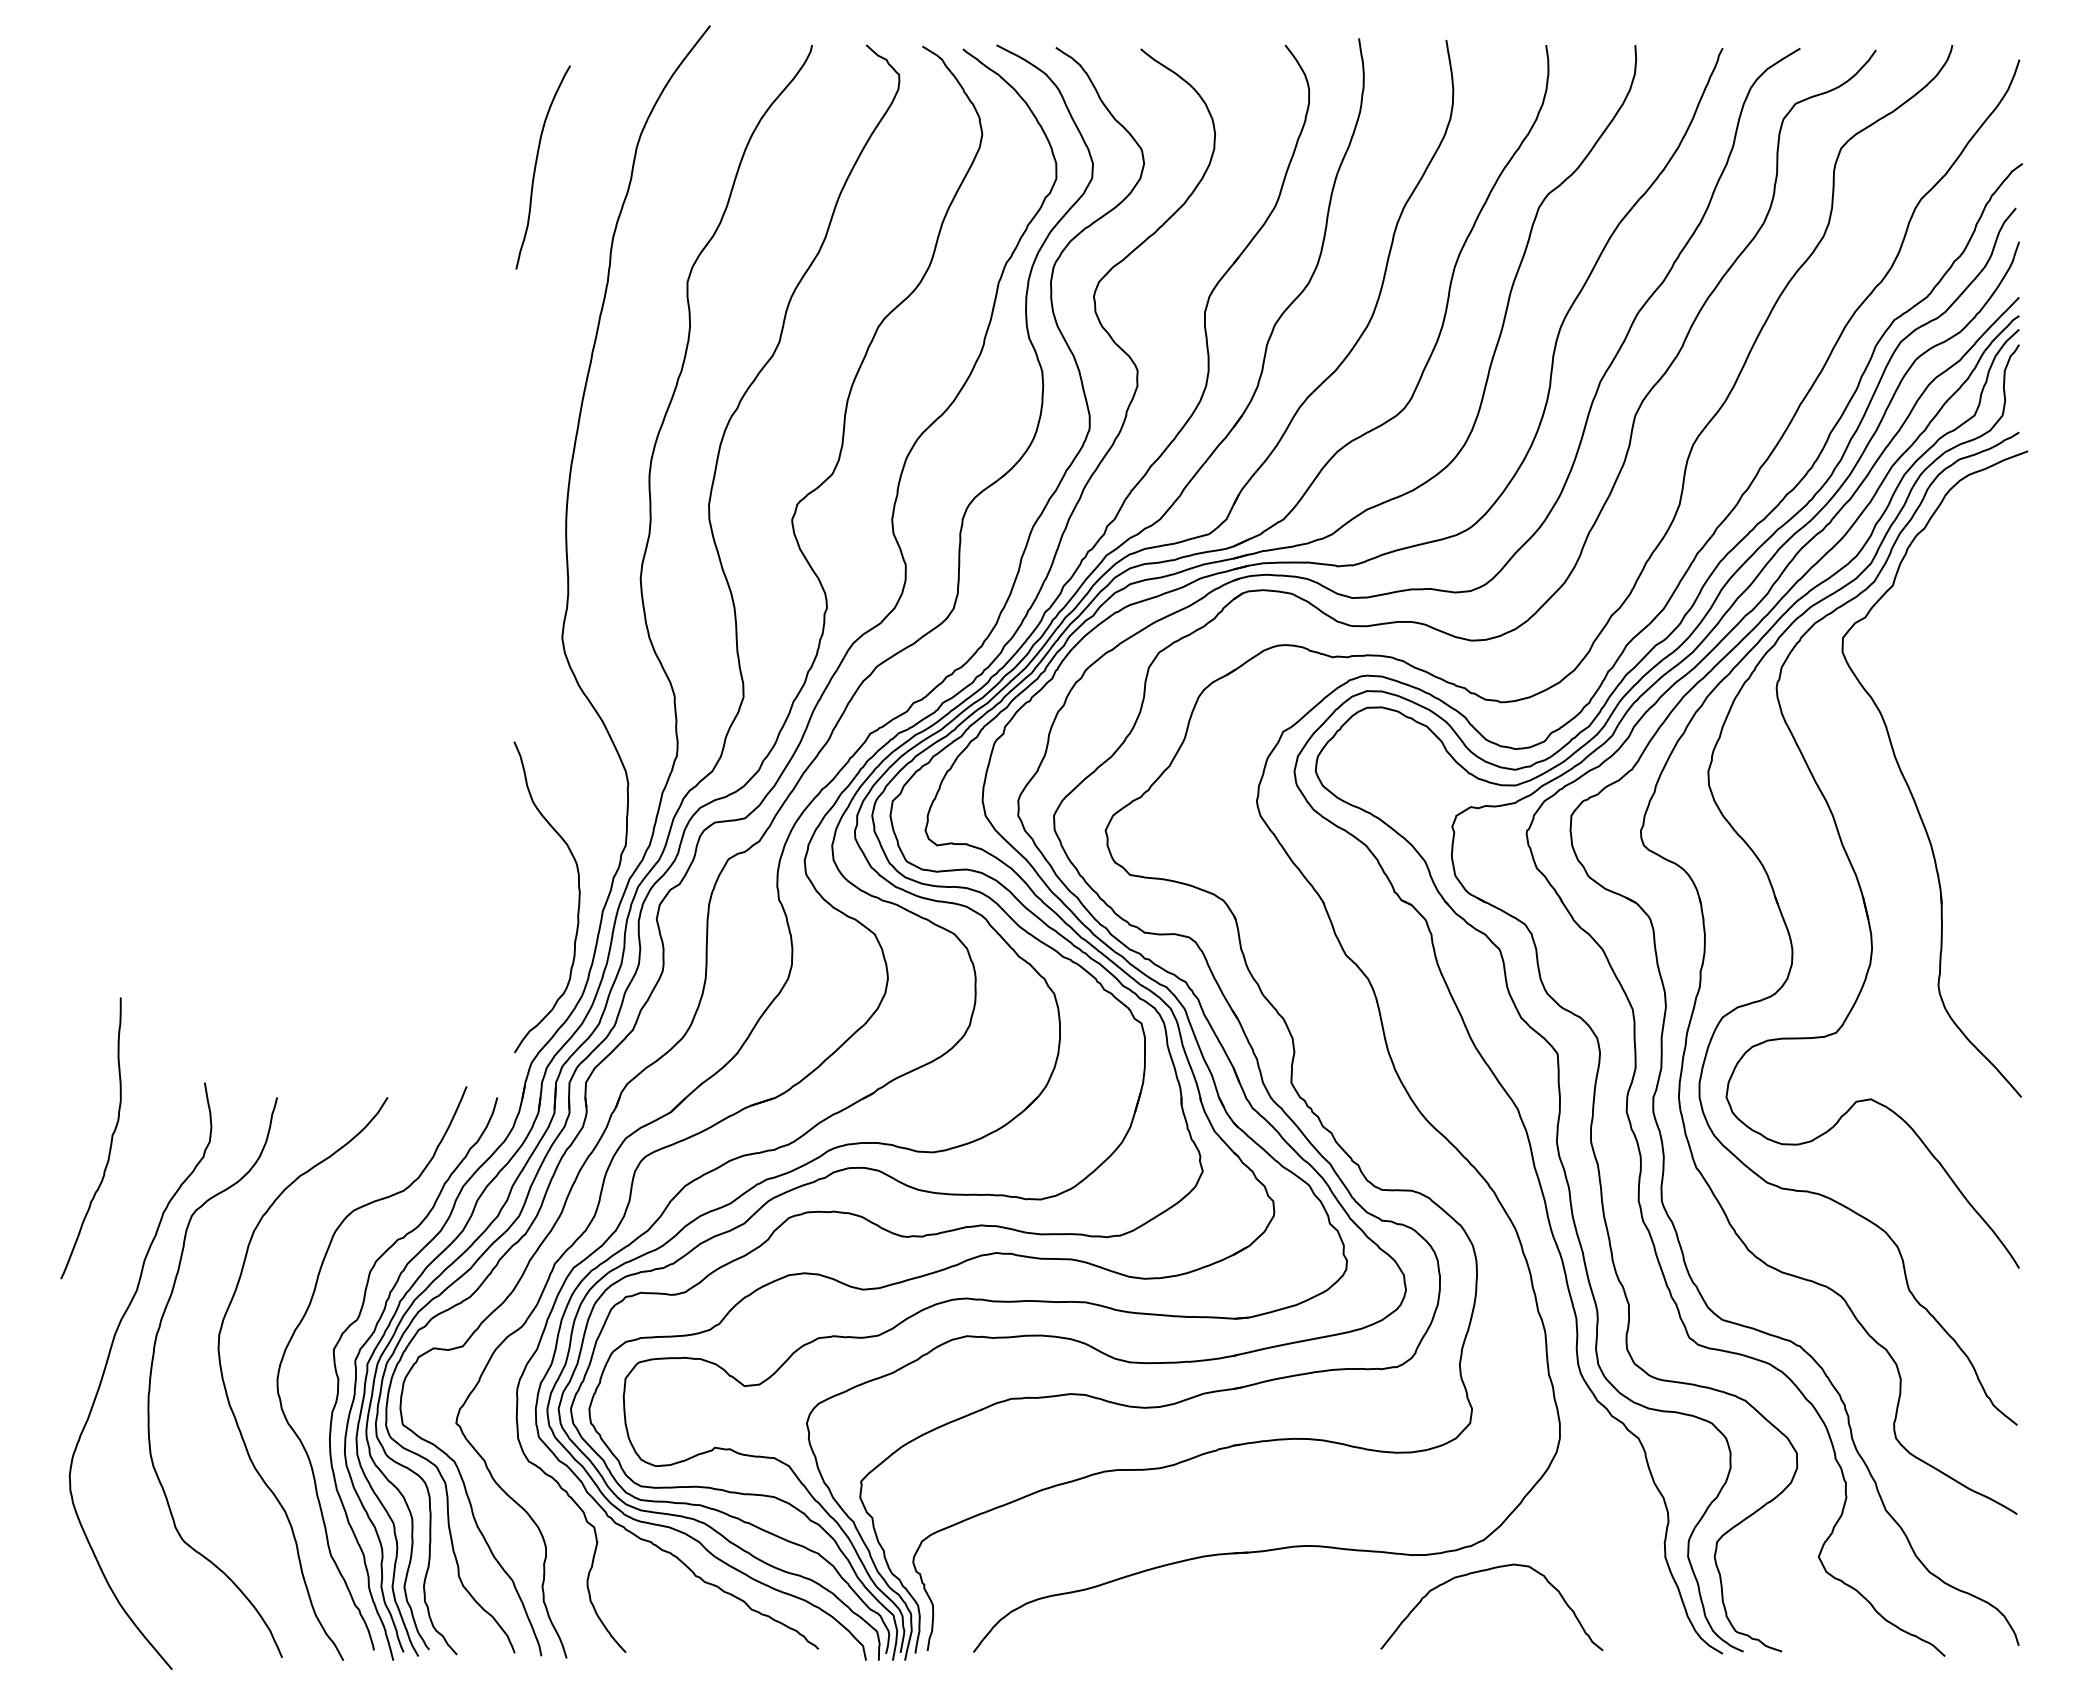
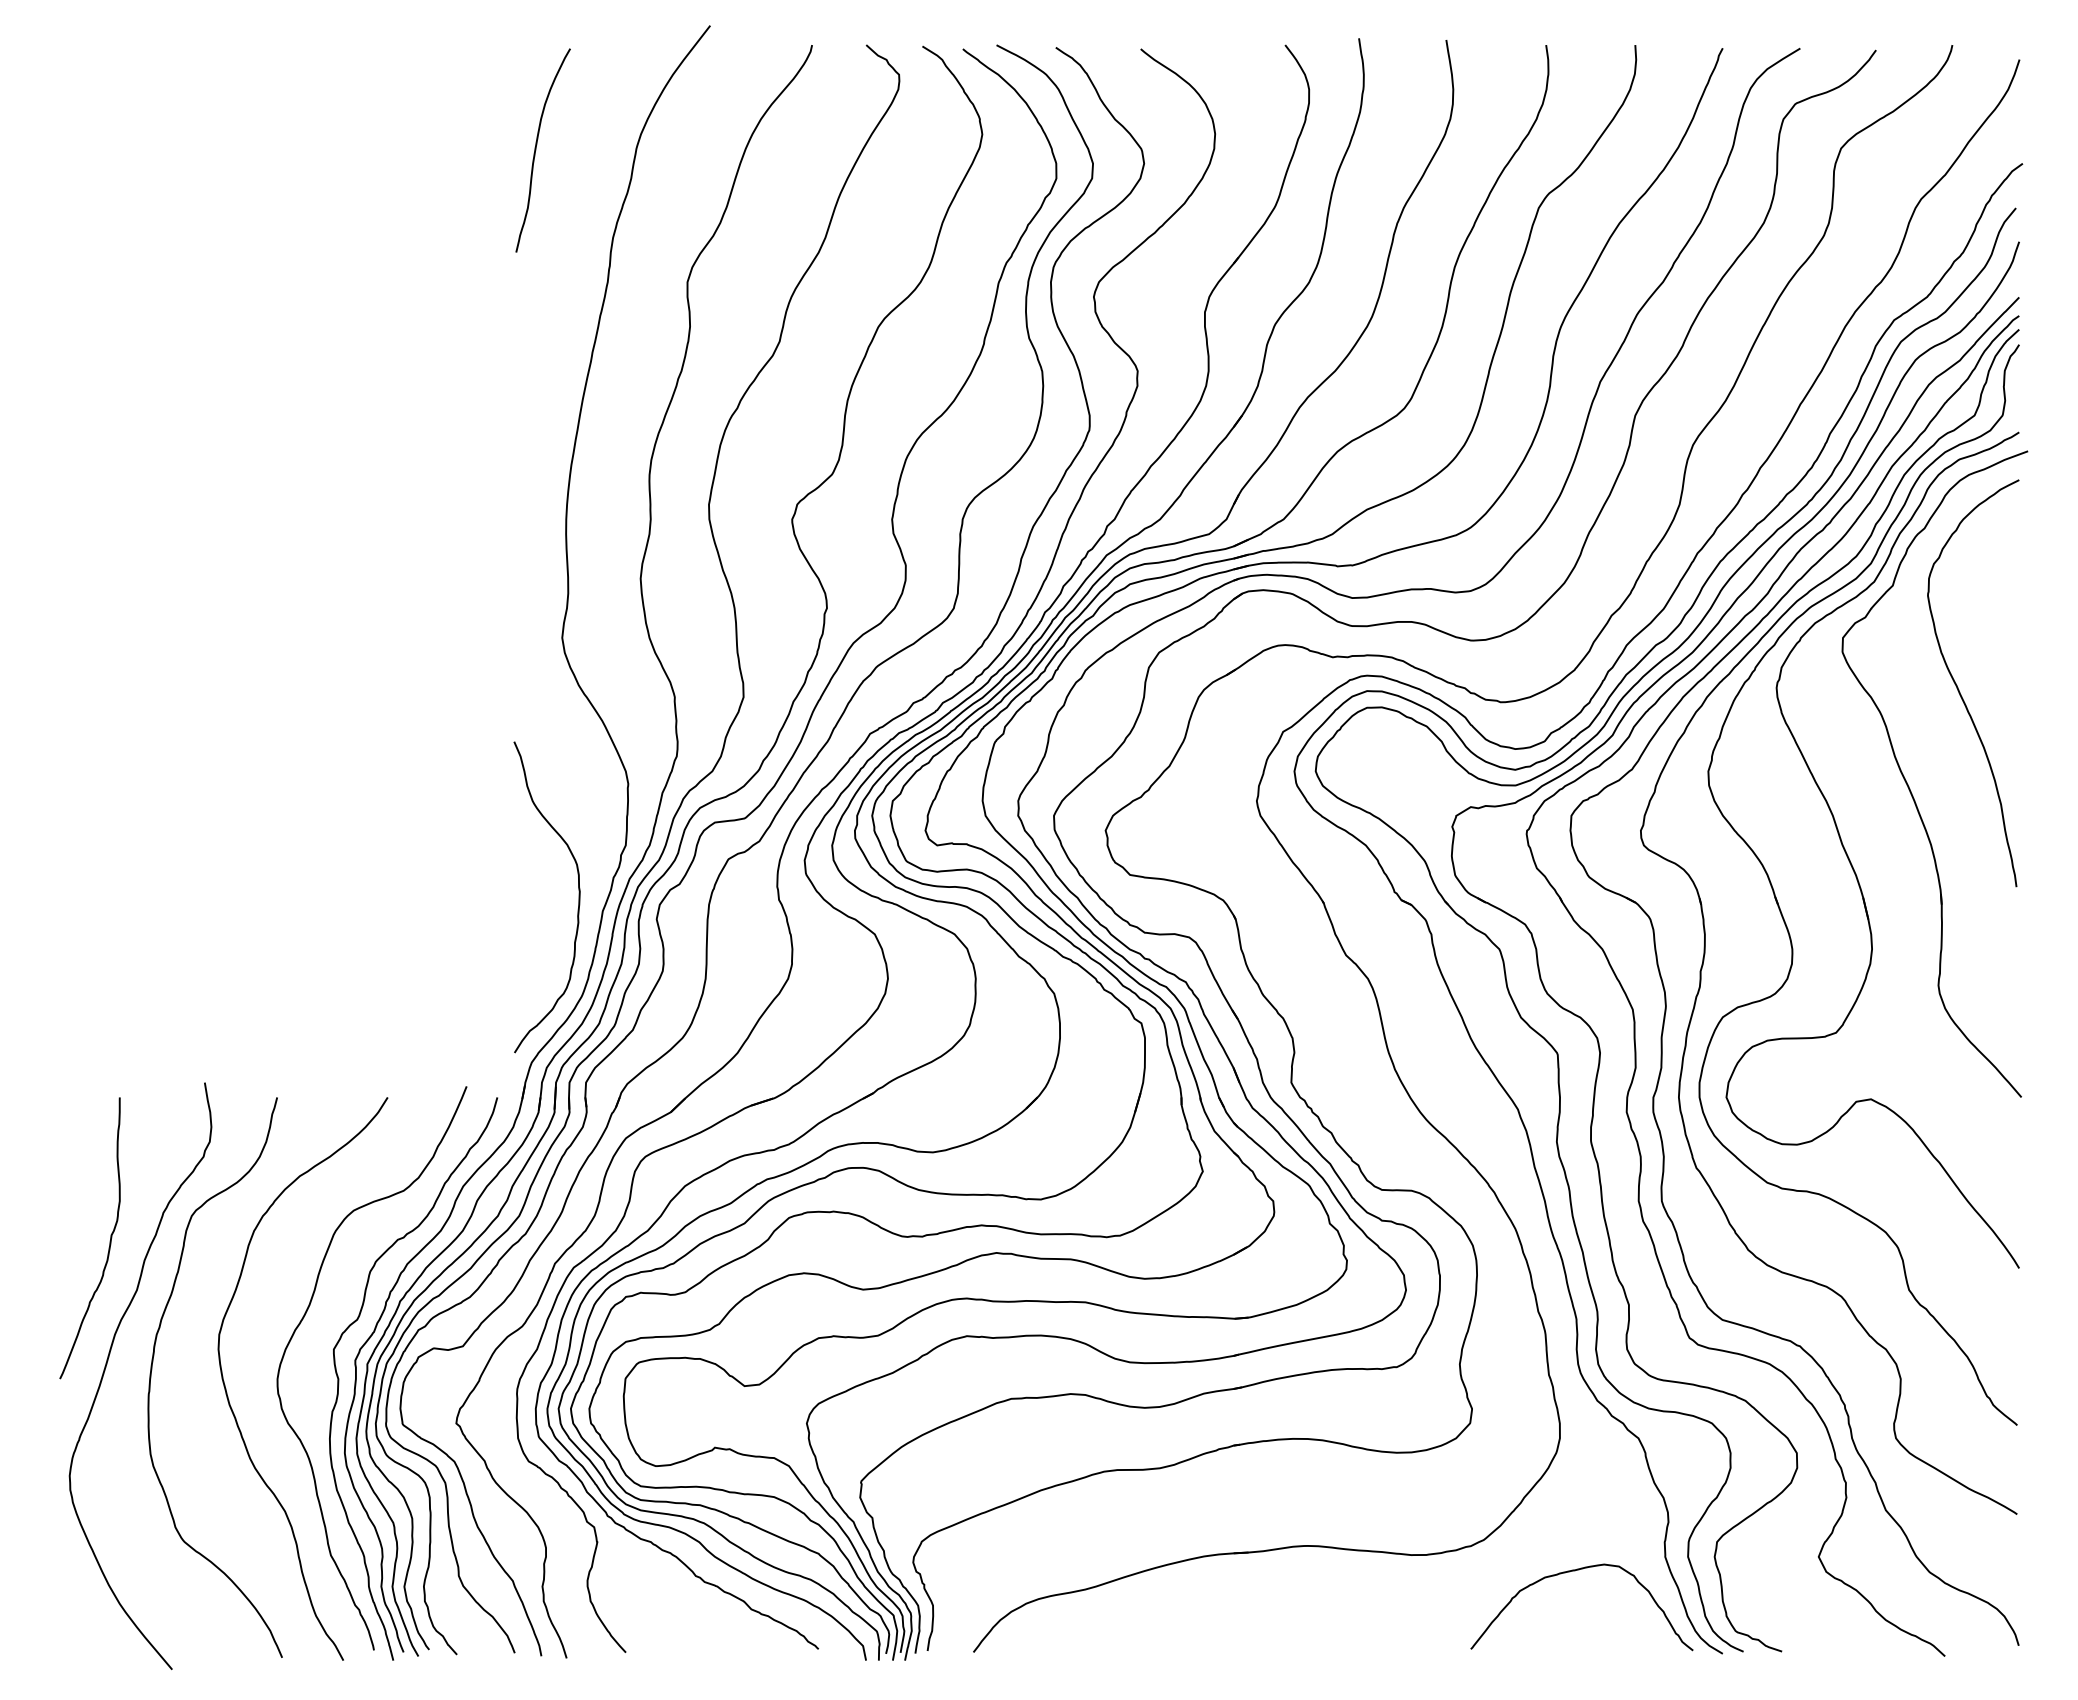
curve position: (536, 167) -> (536, 150) (536, 150)
curve: none -> present (1959, 689)
curve position: (110, 1141) -> (109, 1241) (109, 1241)
curve position: (1485, 1571) -> (1575, 1571) (1575, 1571)
